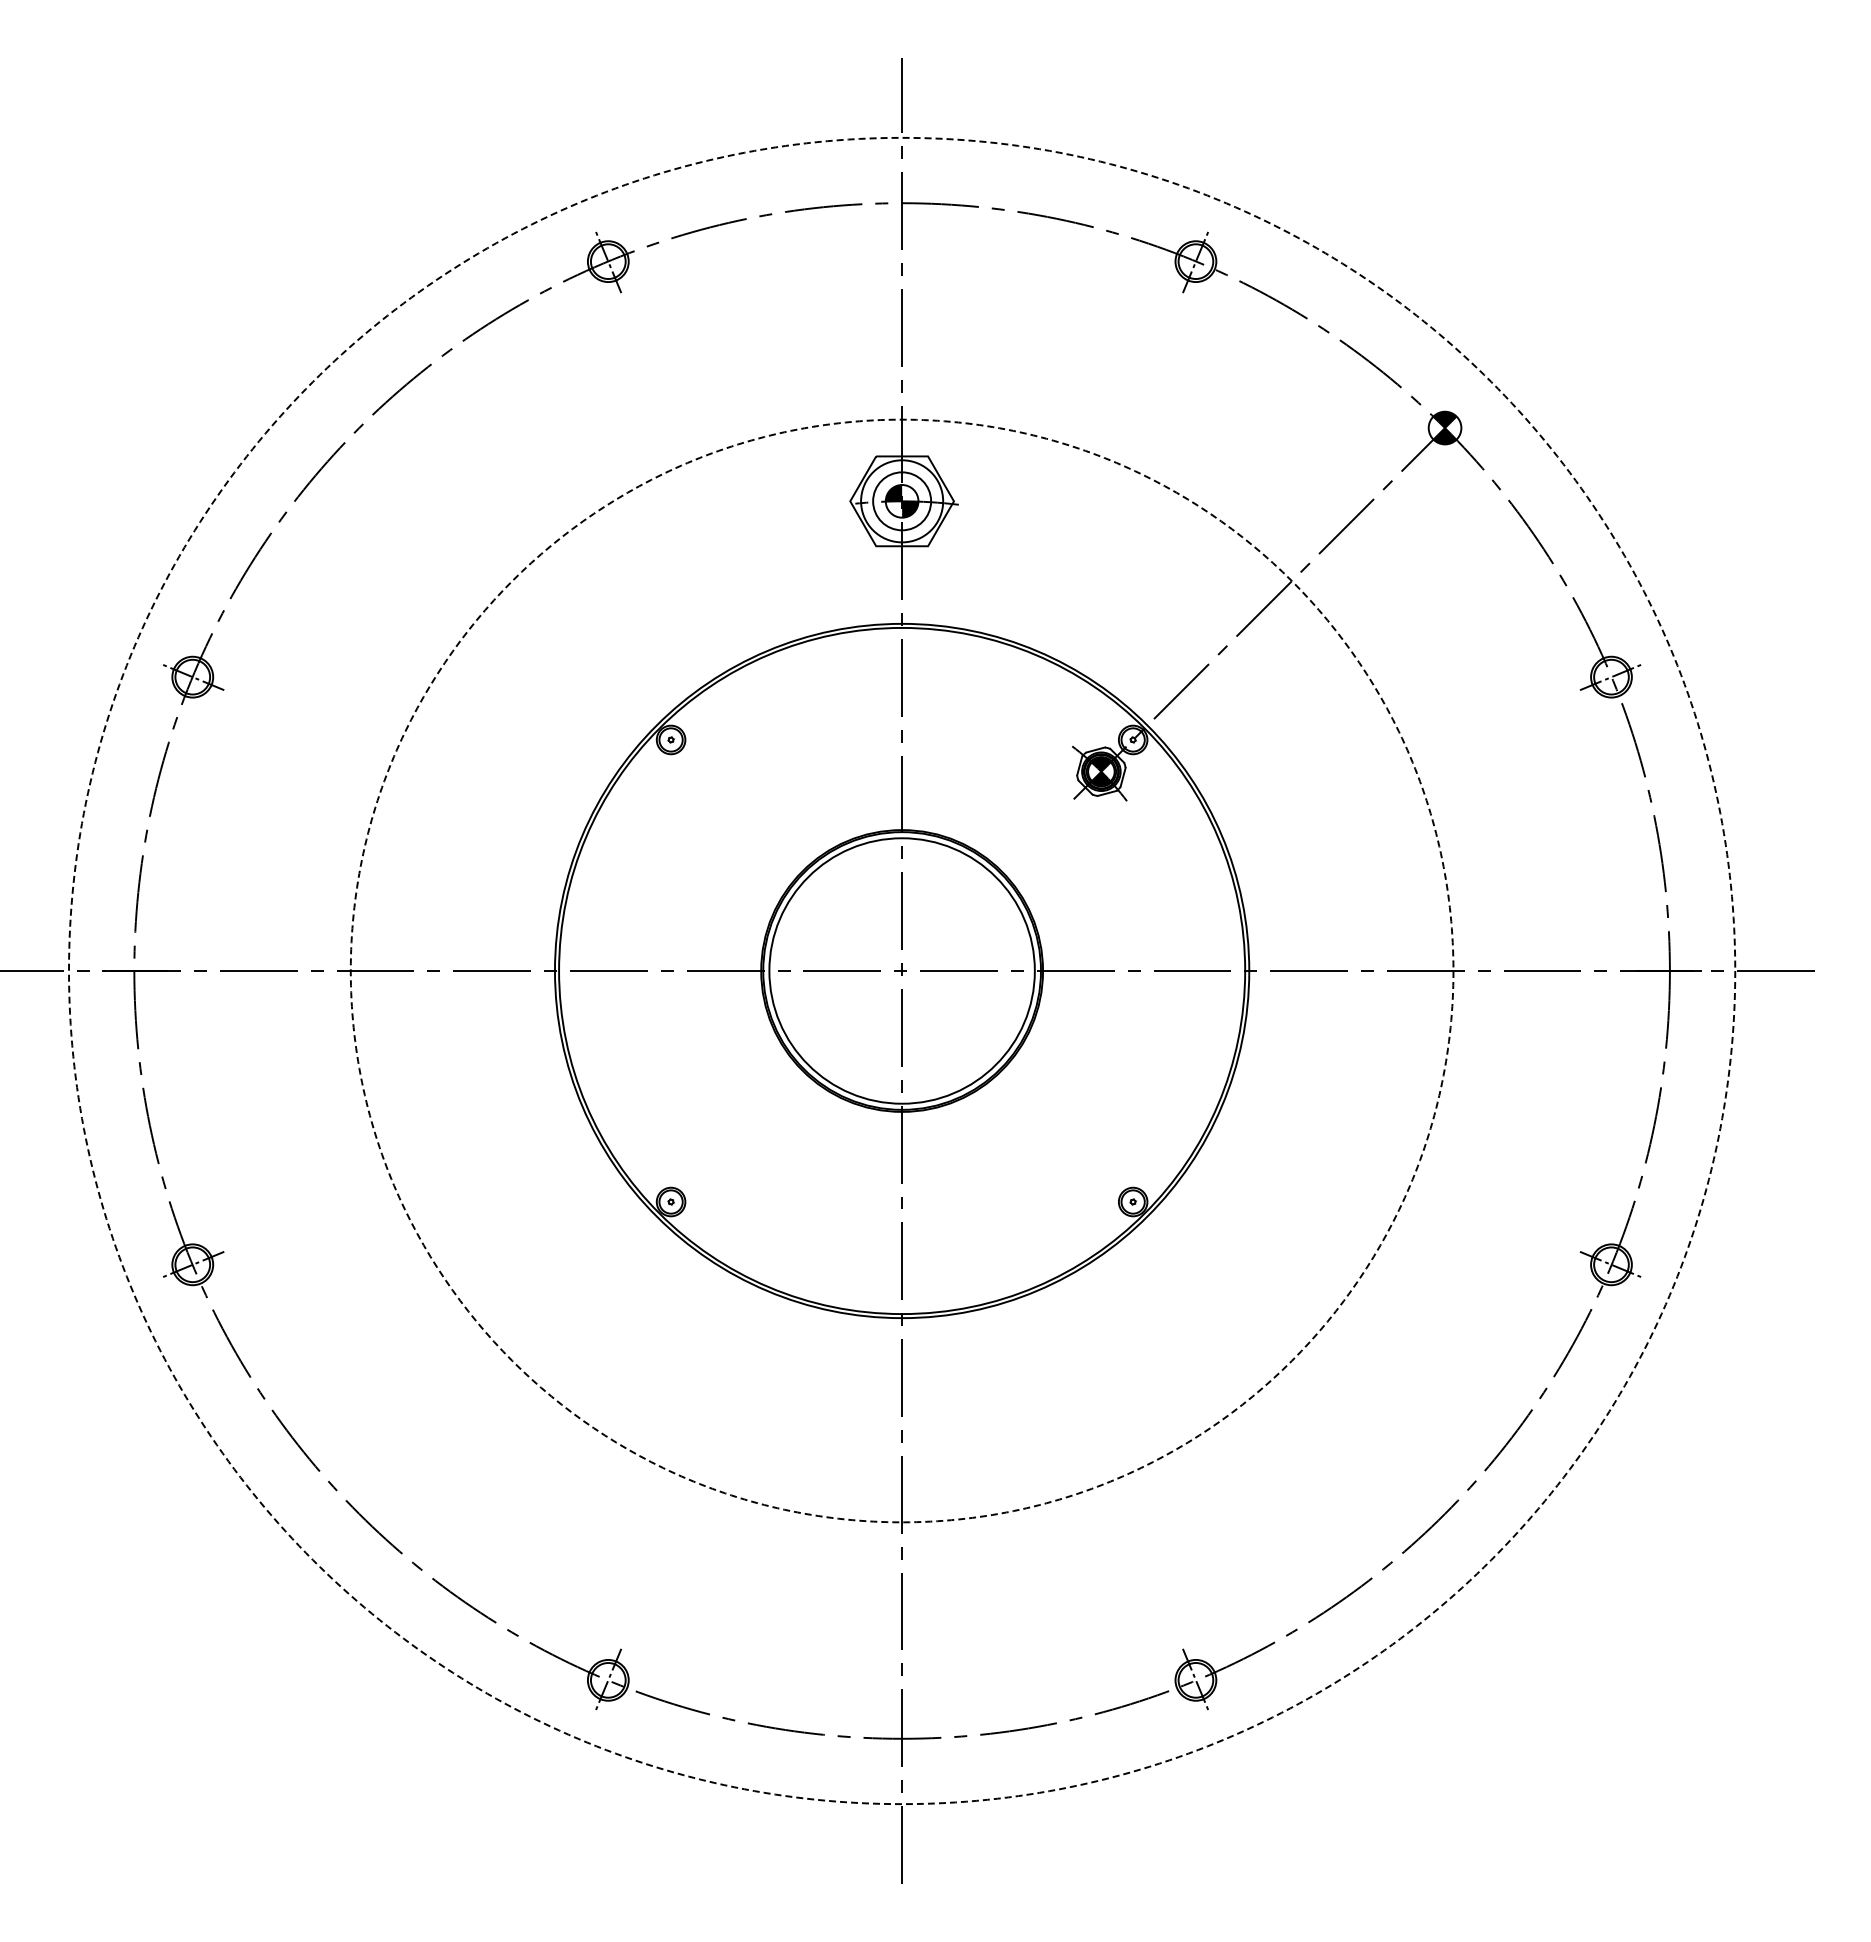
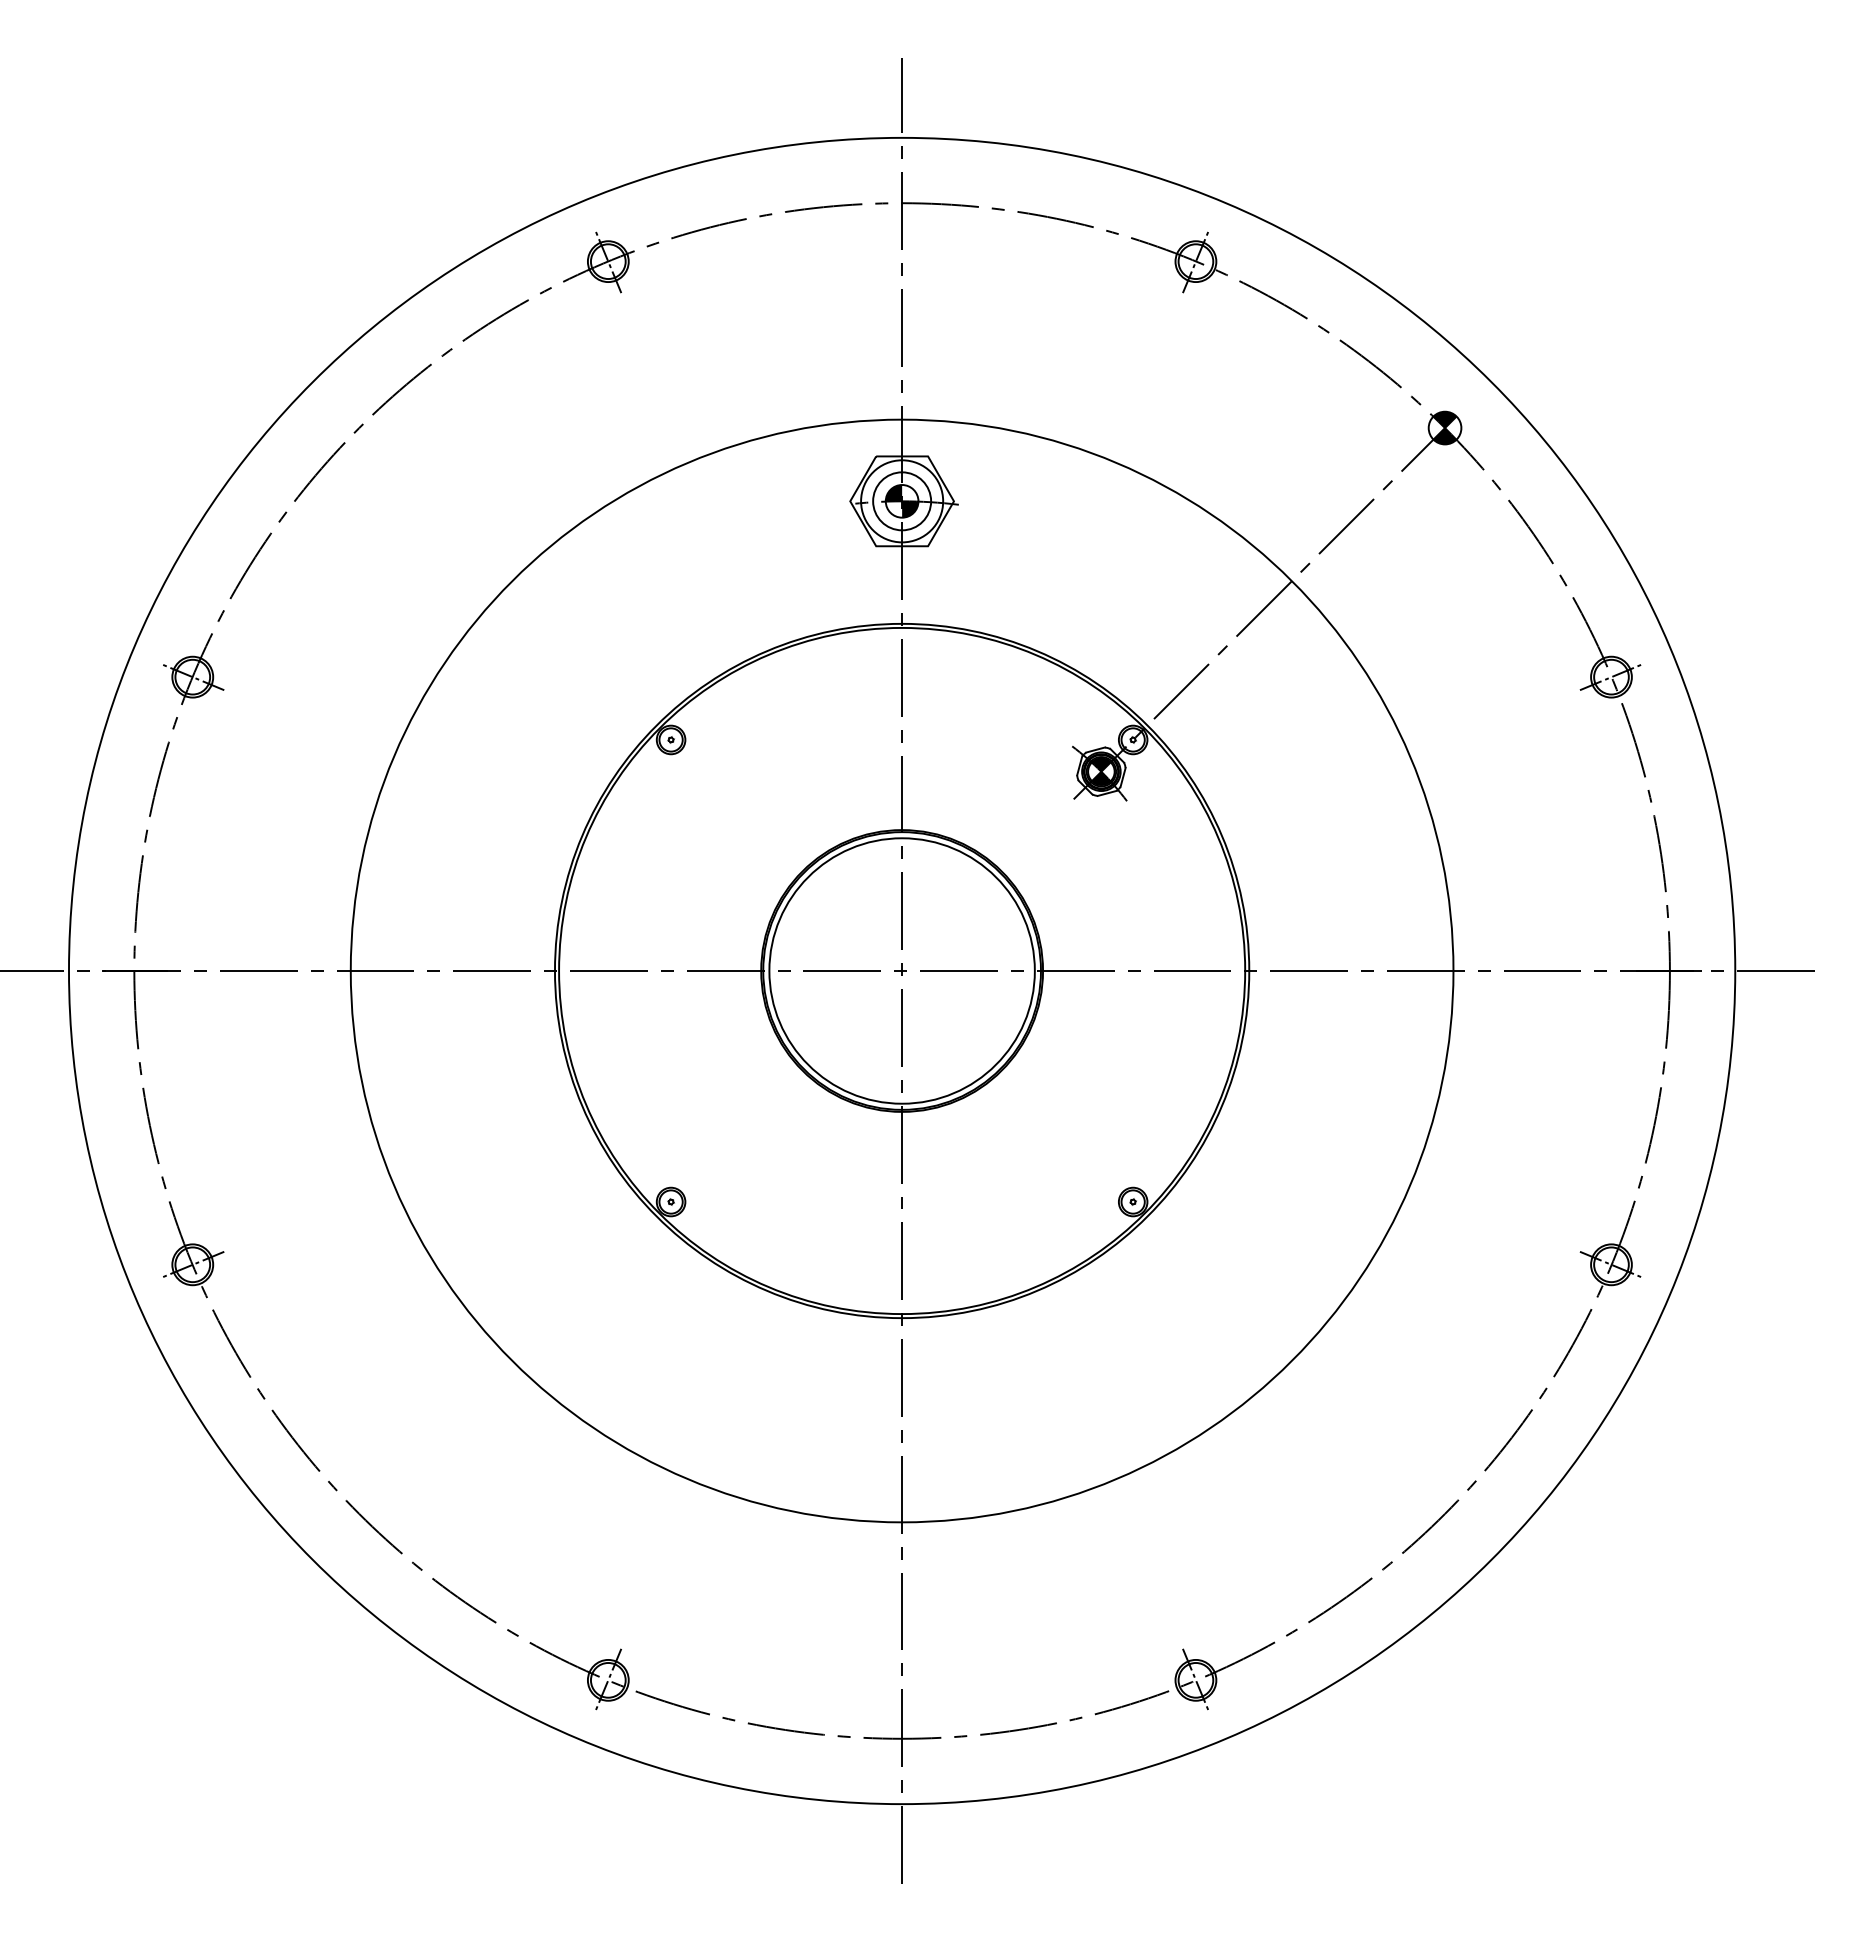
circle: dashed -> solid (901, 970)
circle: dashed -> solid (902, 970)
